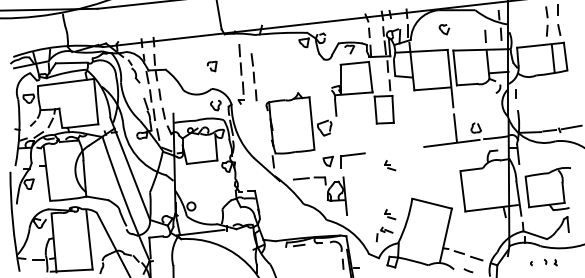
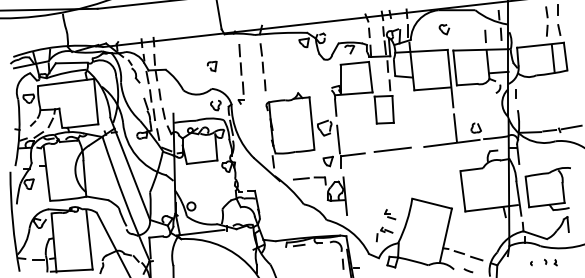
part position: (253, 77) -> (262, 67) (262, 67)
line: none -> present (338, 139)
line: none -> present (392, 149)
part: present -> none (390, 165)
